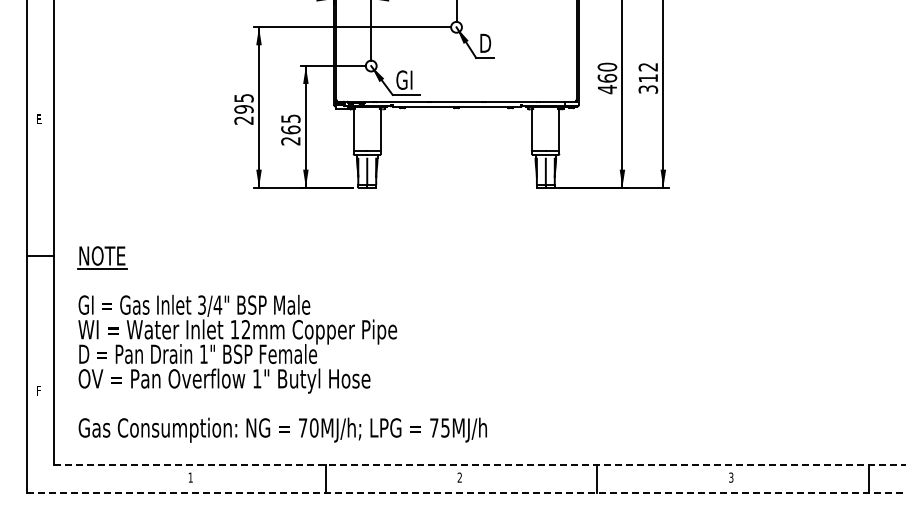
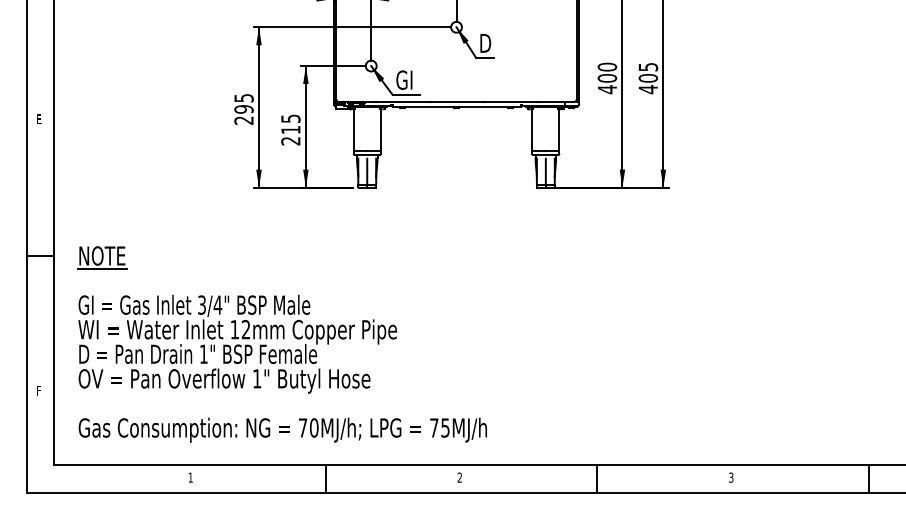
text: 460 -> 400 (606, 77)
text: 312 -> 405 (648, 78)
text: 265 -> 215 (290, 129)
line: dashed -> solid (480, 465)
line: dashed -> solid (466, 492)
